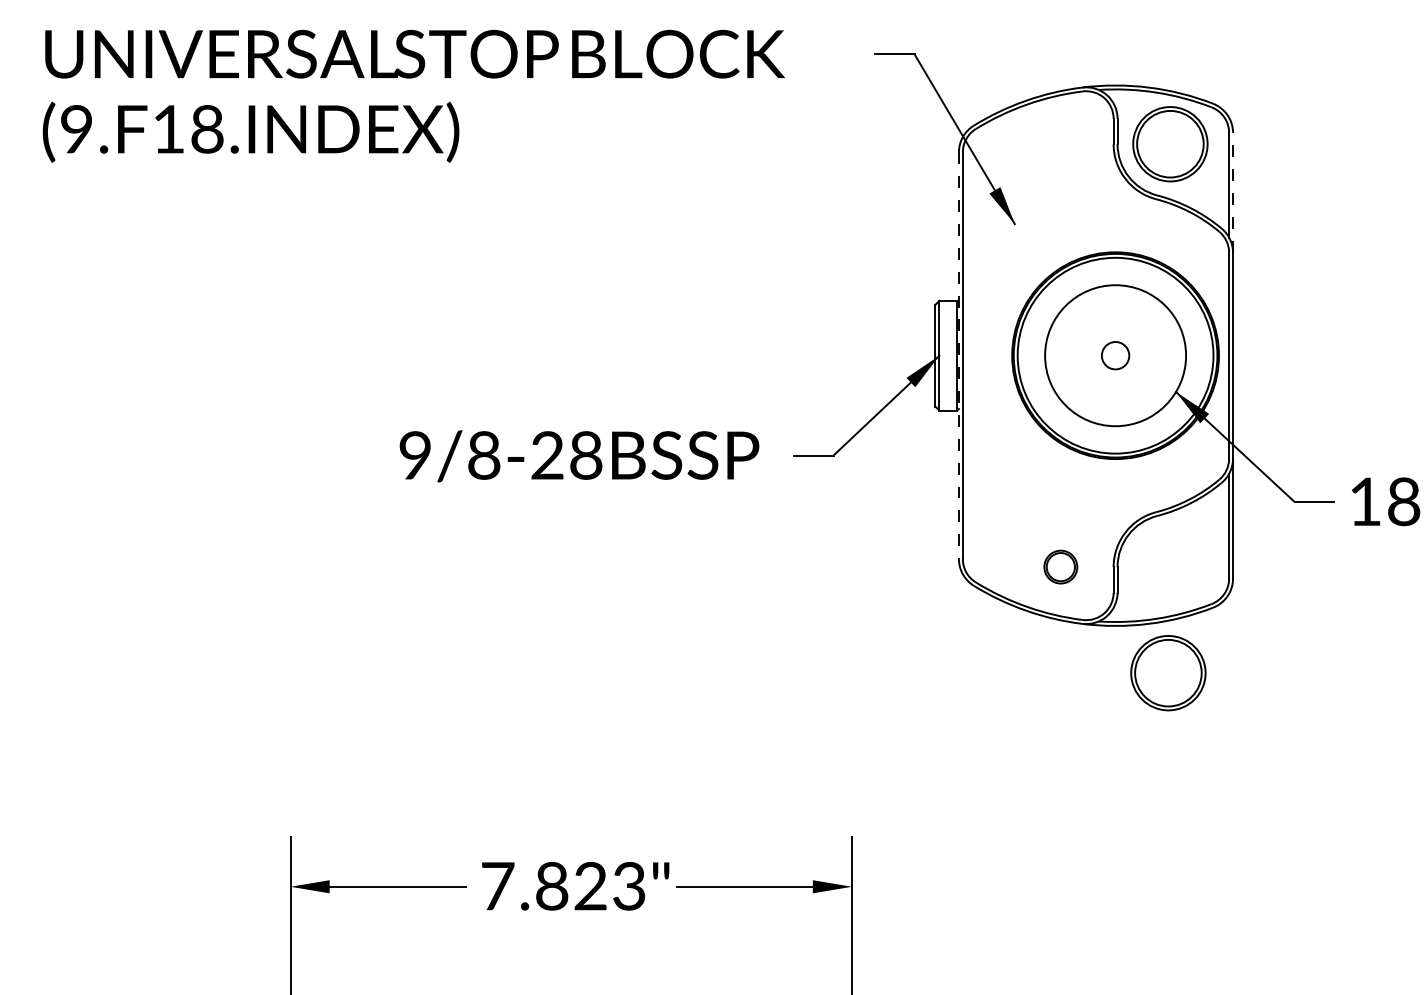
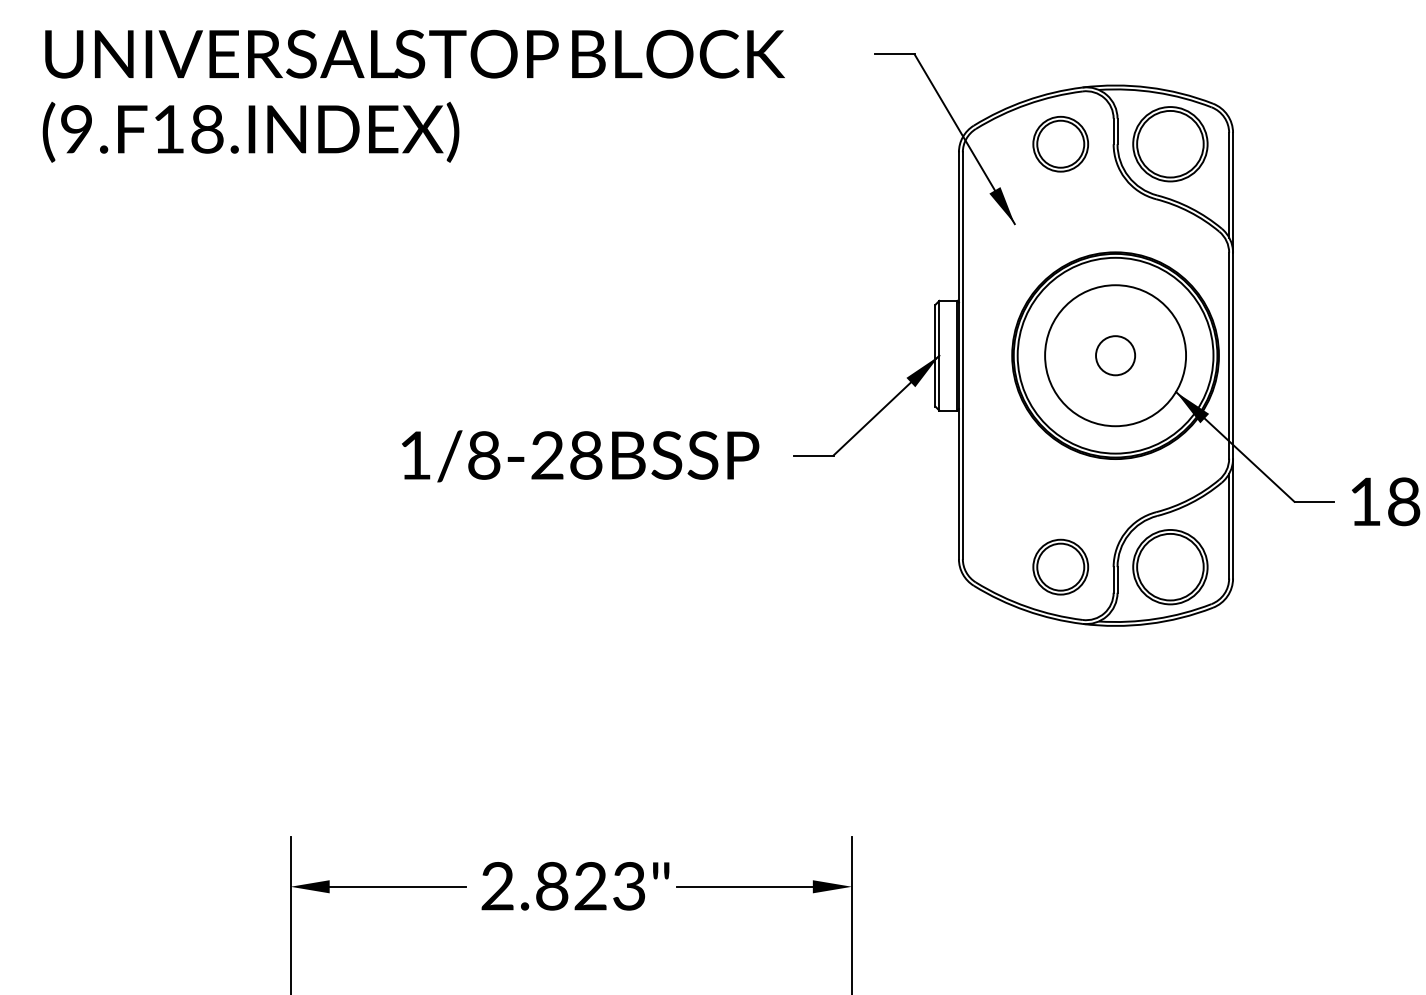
part: none -> present (1060, 143)
line: dashed -> solid (1233, 192)
circle diameter: 27 px -> 39 px (1115, 355)
line: dashed -> solid (958, 356)
text: 9/8-28 -> 1/8-28 (414, 455)
part size: 36x36 px -> 58x58 px (1060, 566)
part position: (1168, 673) -> (1170, 567) (1170, 567)
text: 7.823" -> 2.823" (497, 886)
